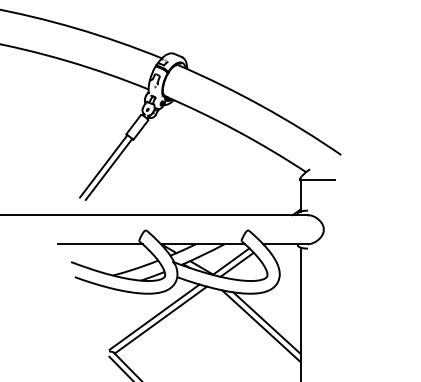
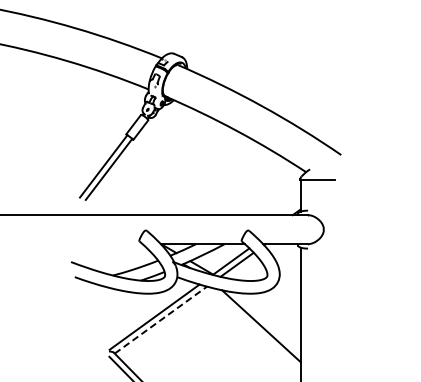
line: present -> none (100, 244)
line: solid -> dashed (161, 319)
line: present -> none (266, 323)
